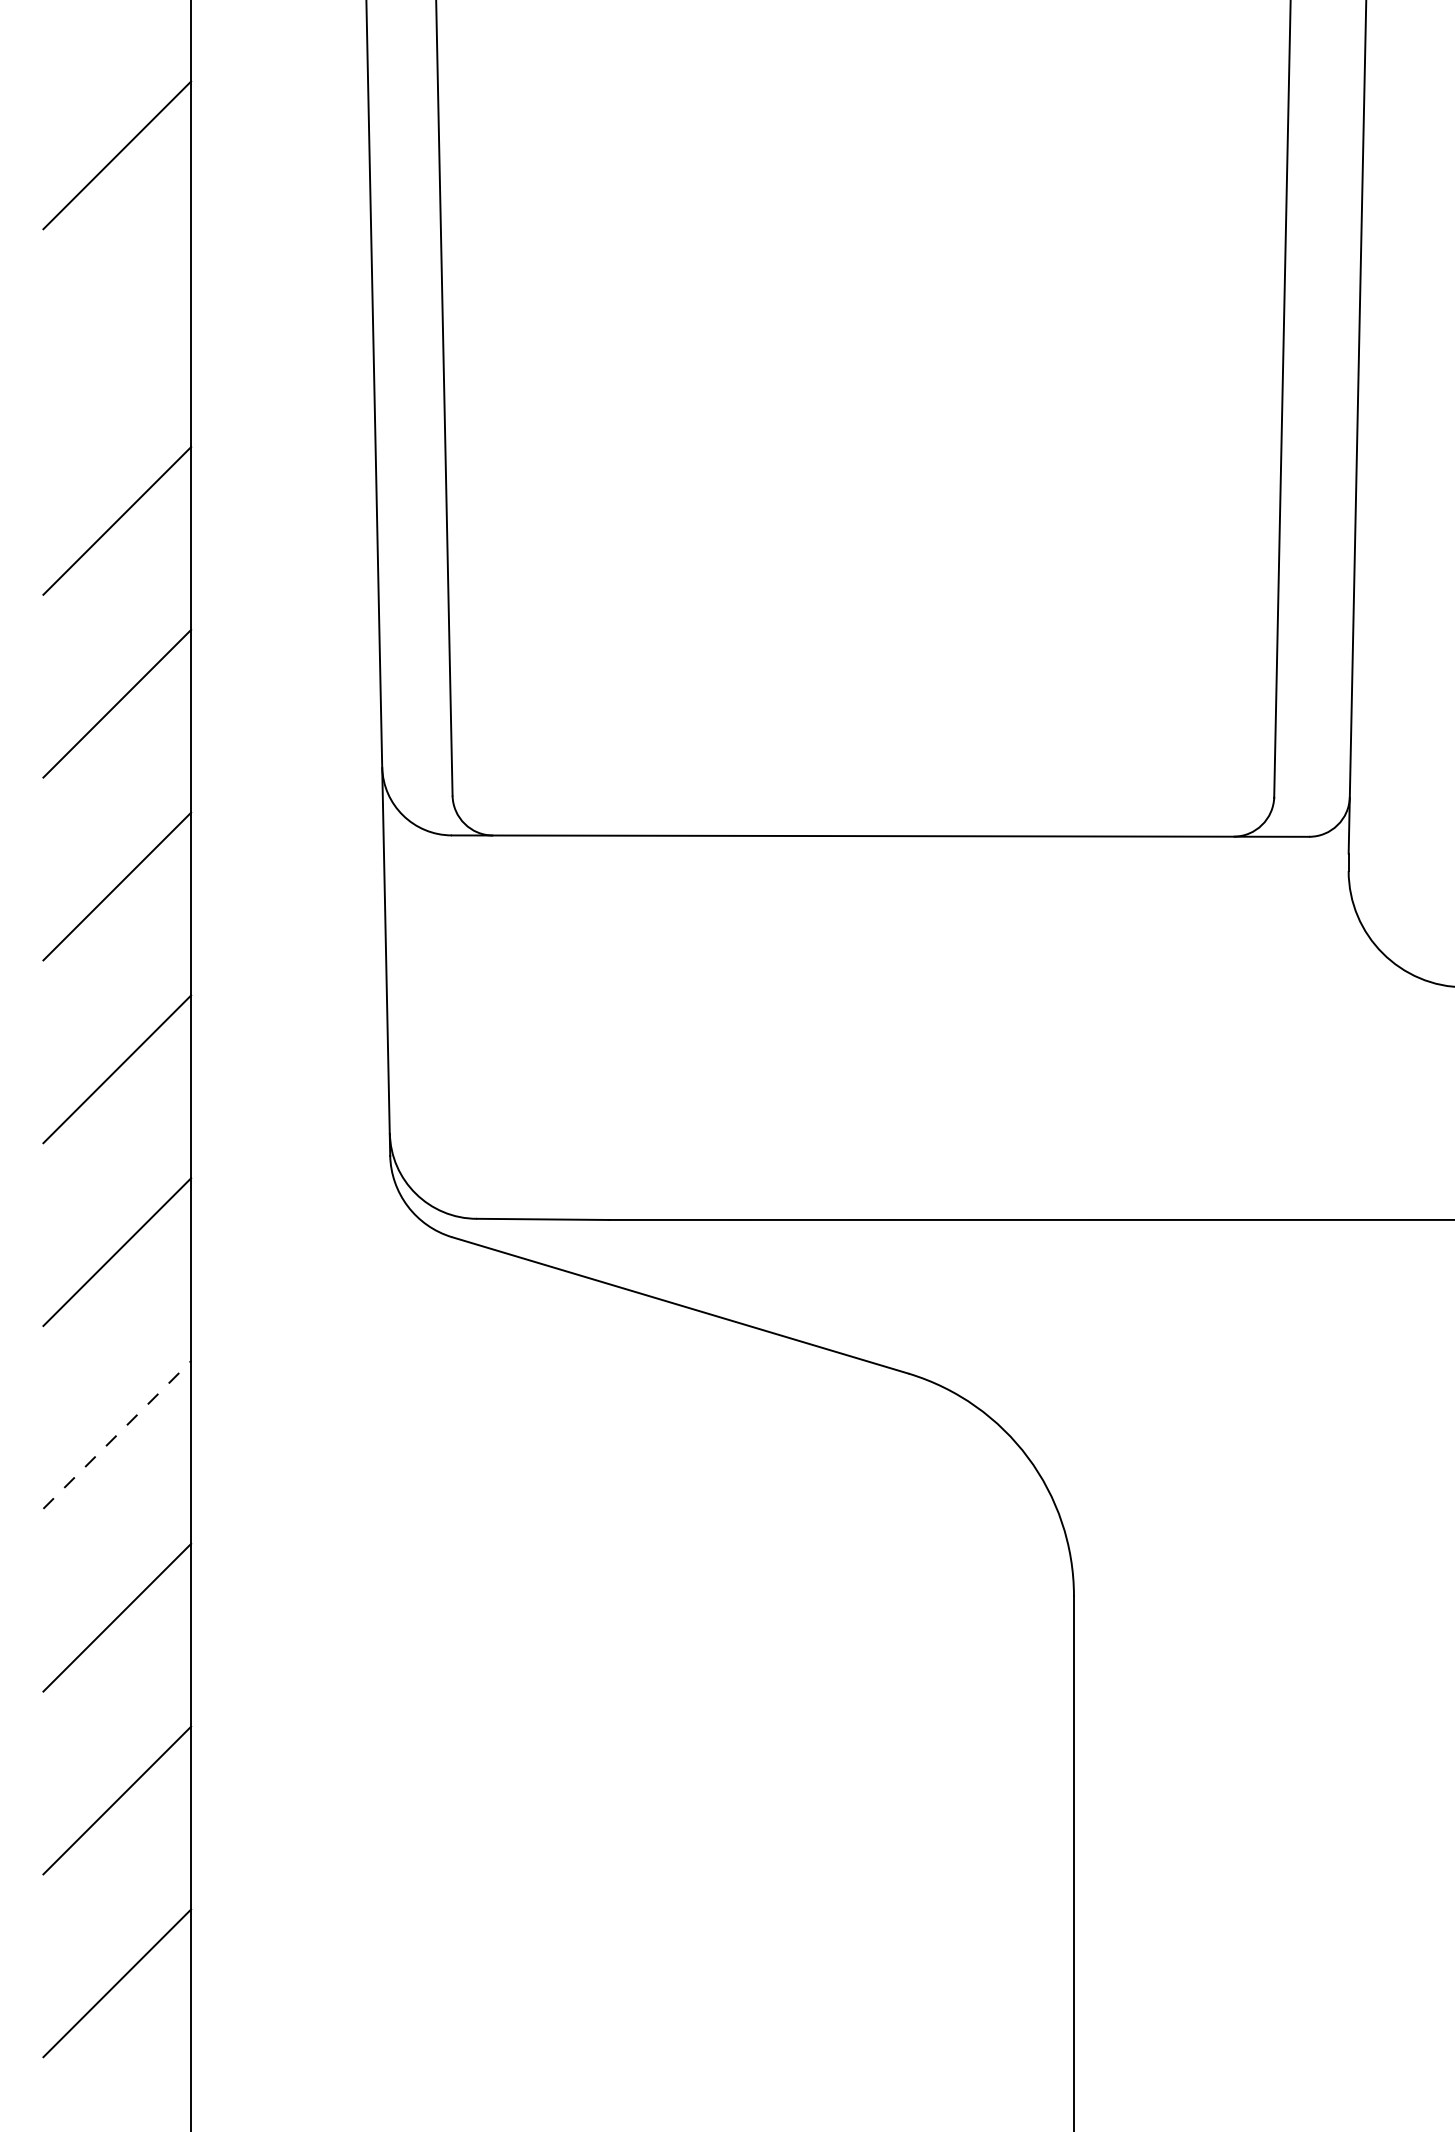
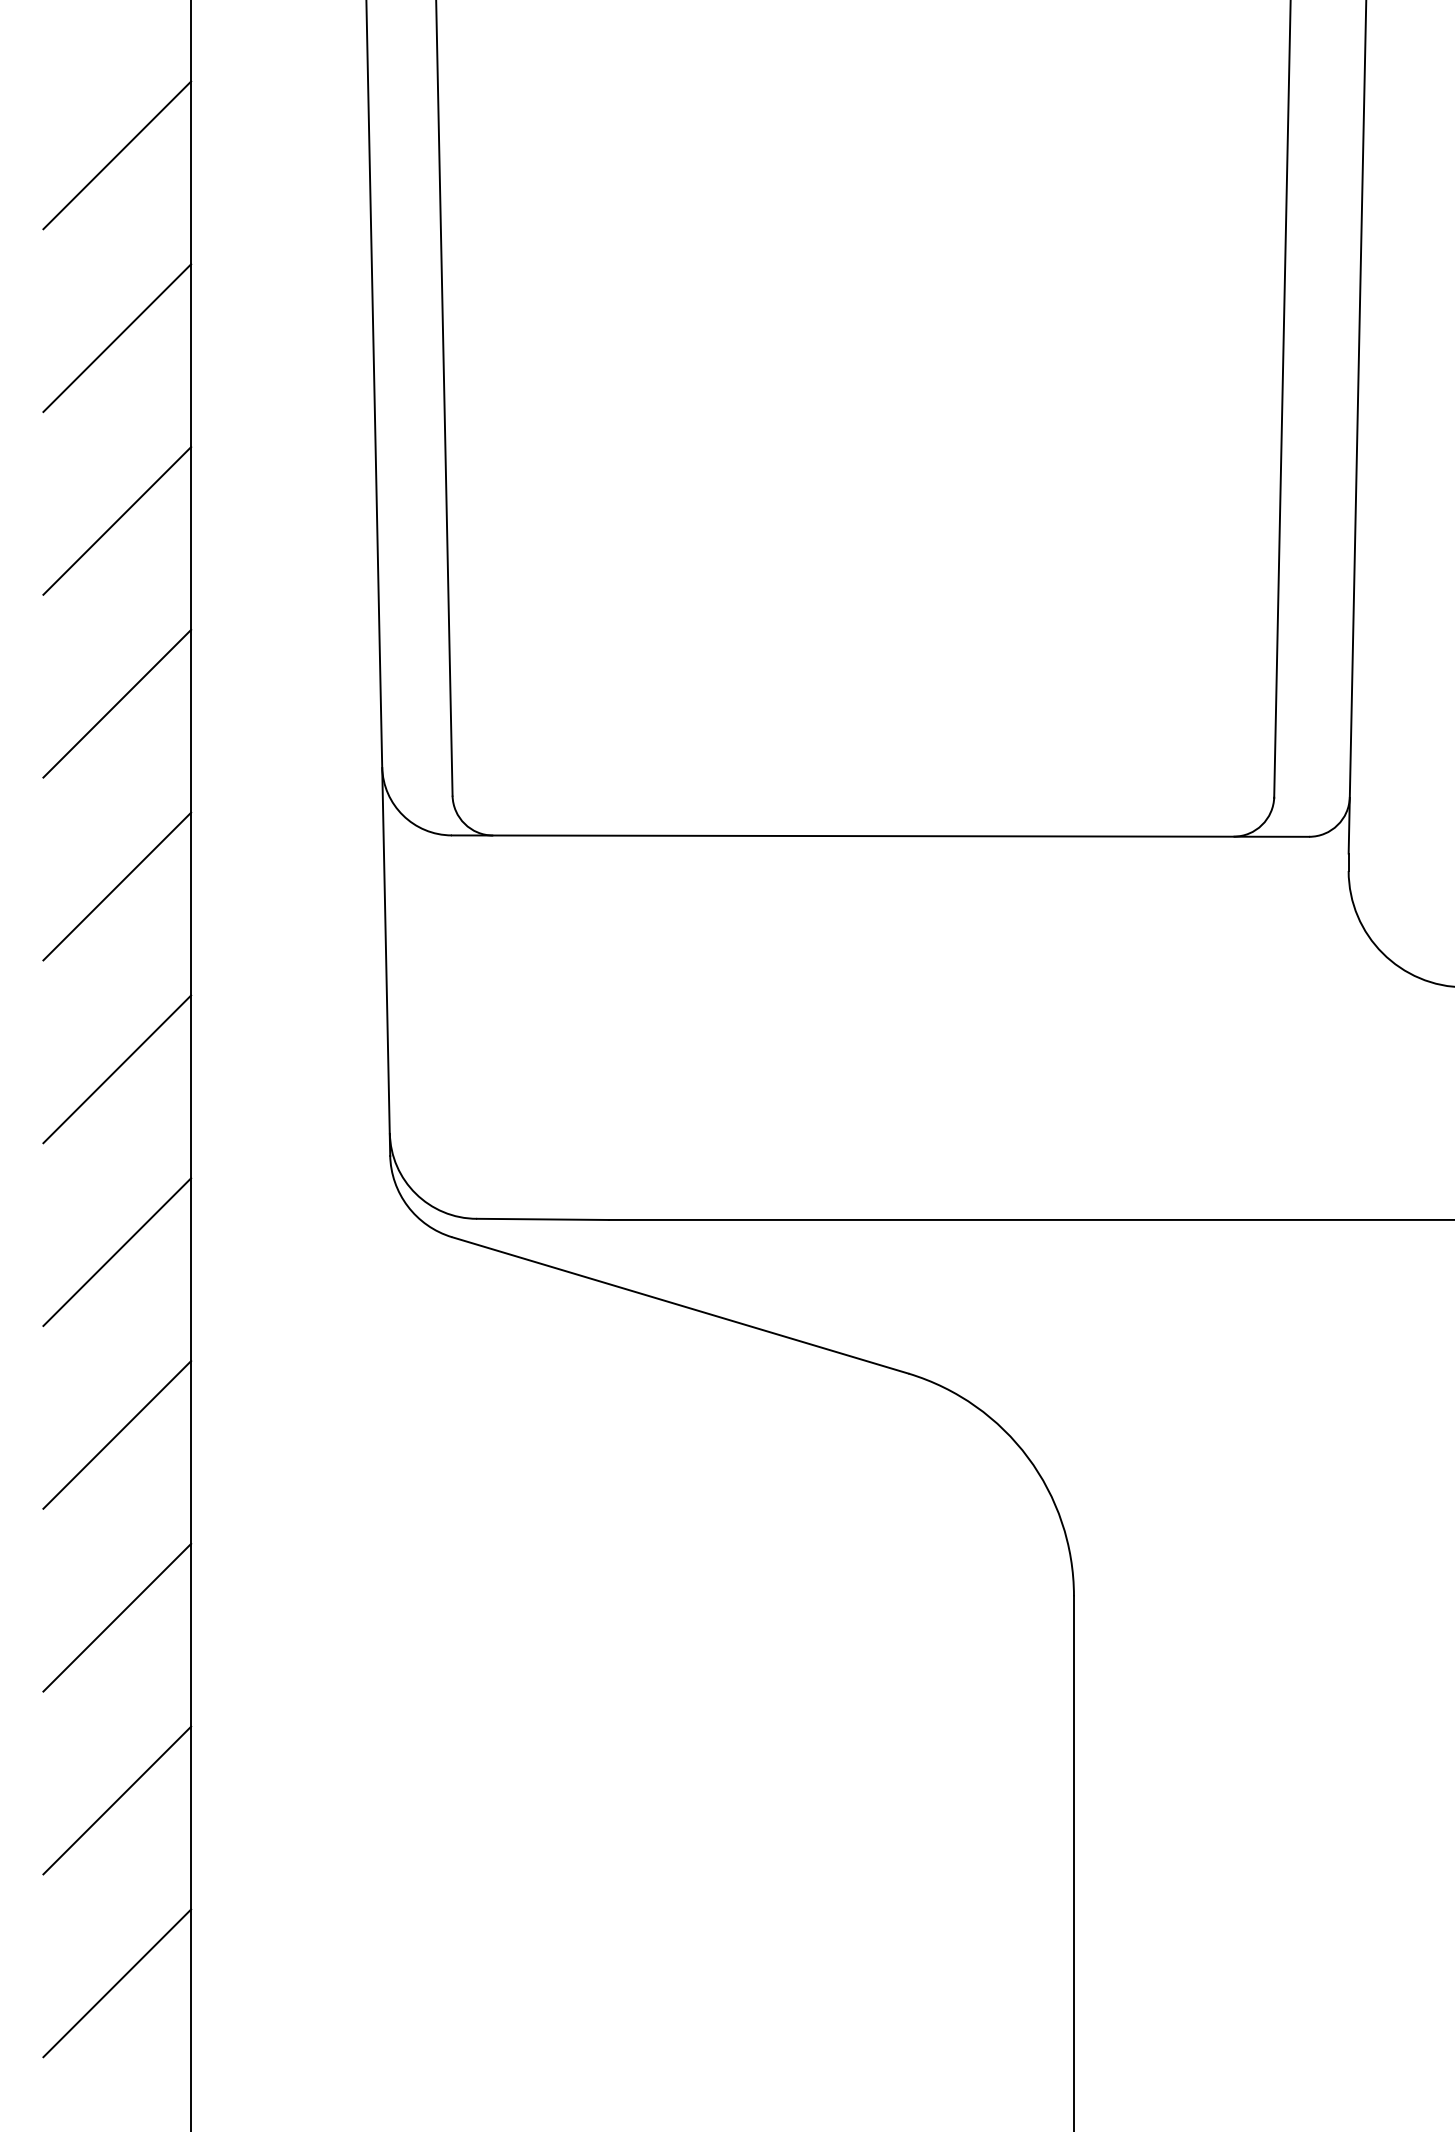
line: none -> present (117, 338)
line: dashed -> solid (117, 1434)
